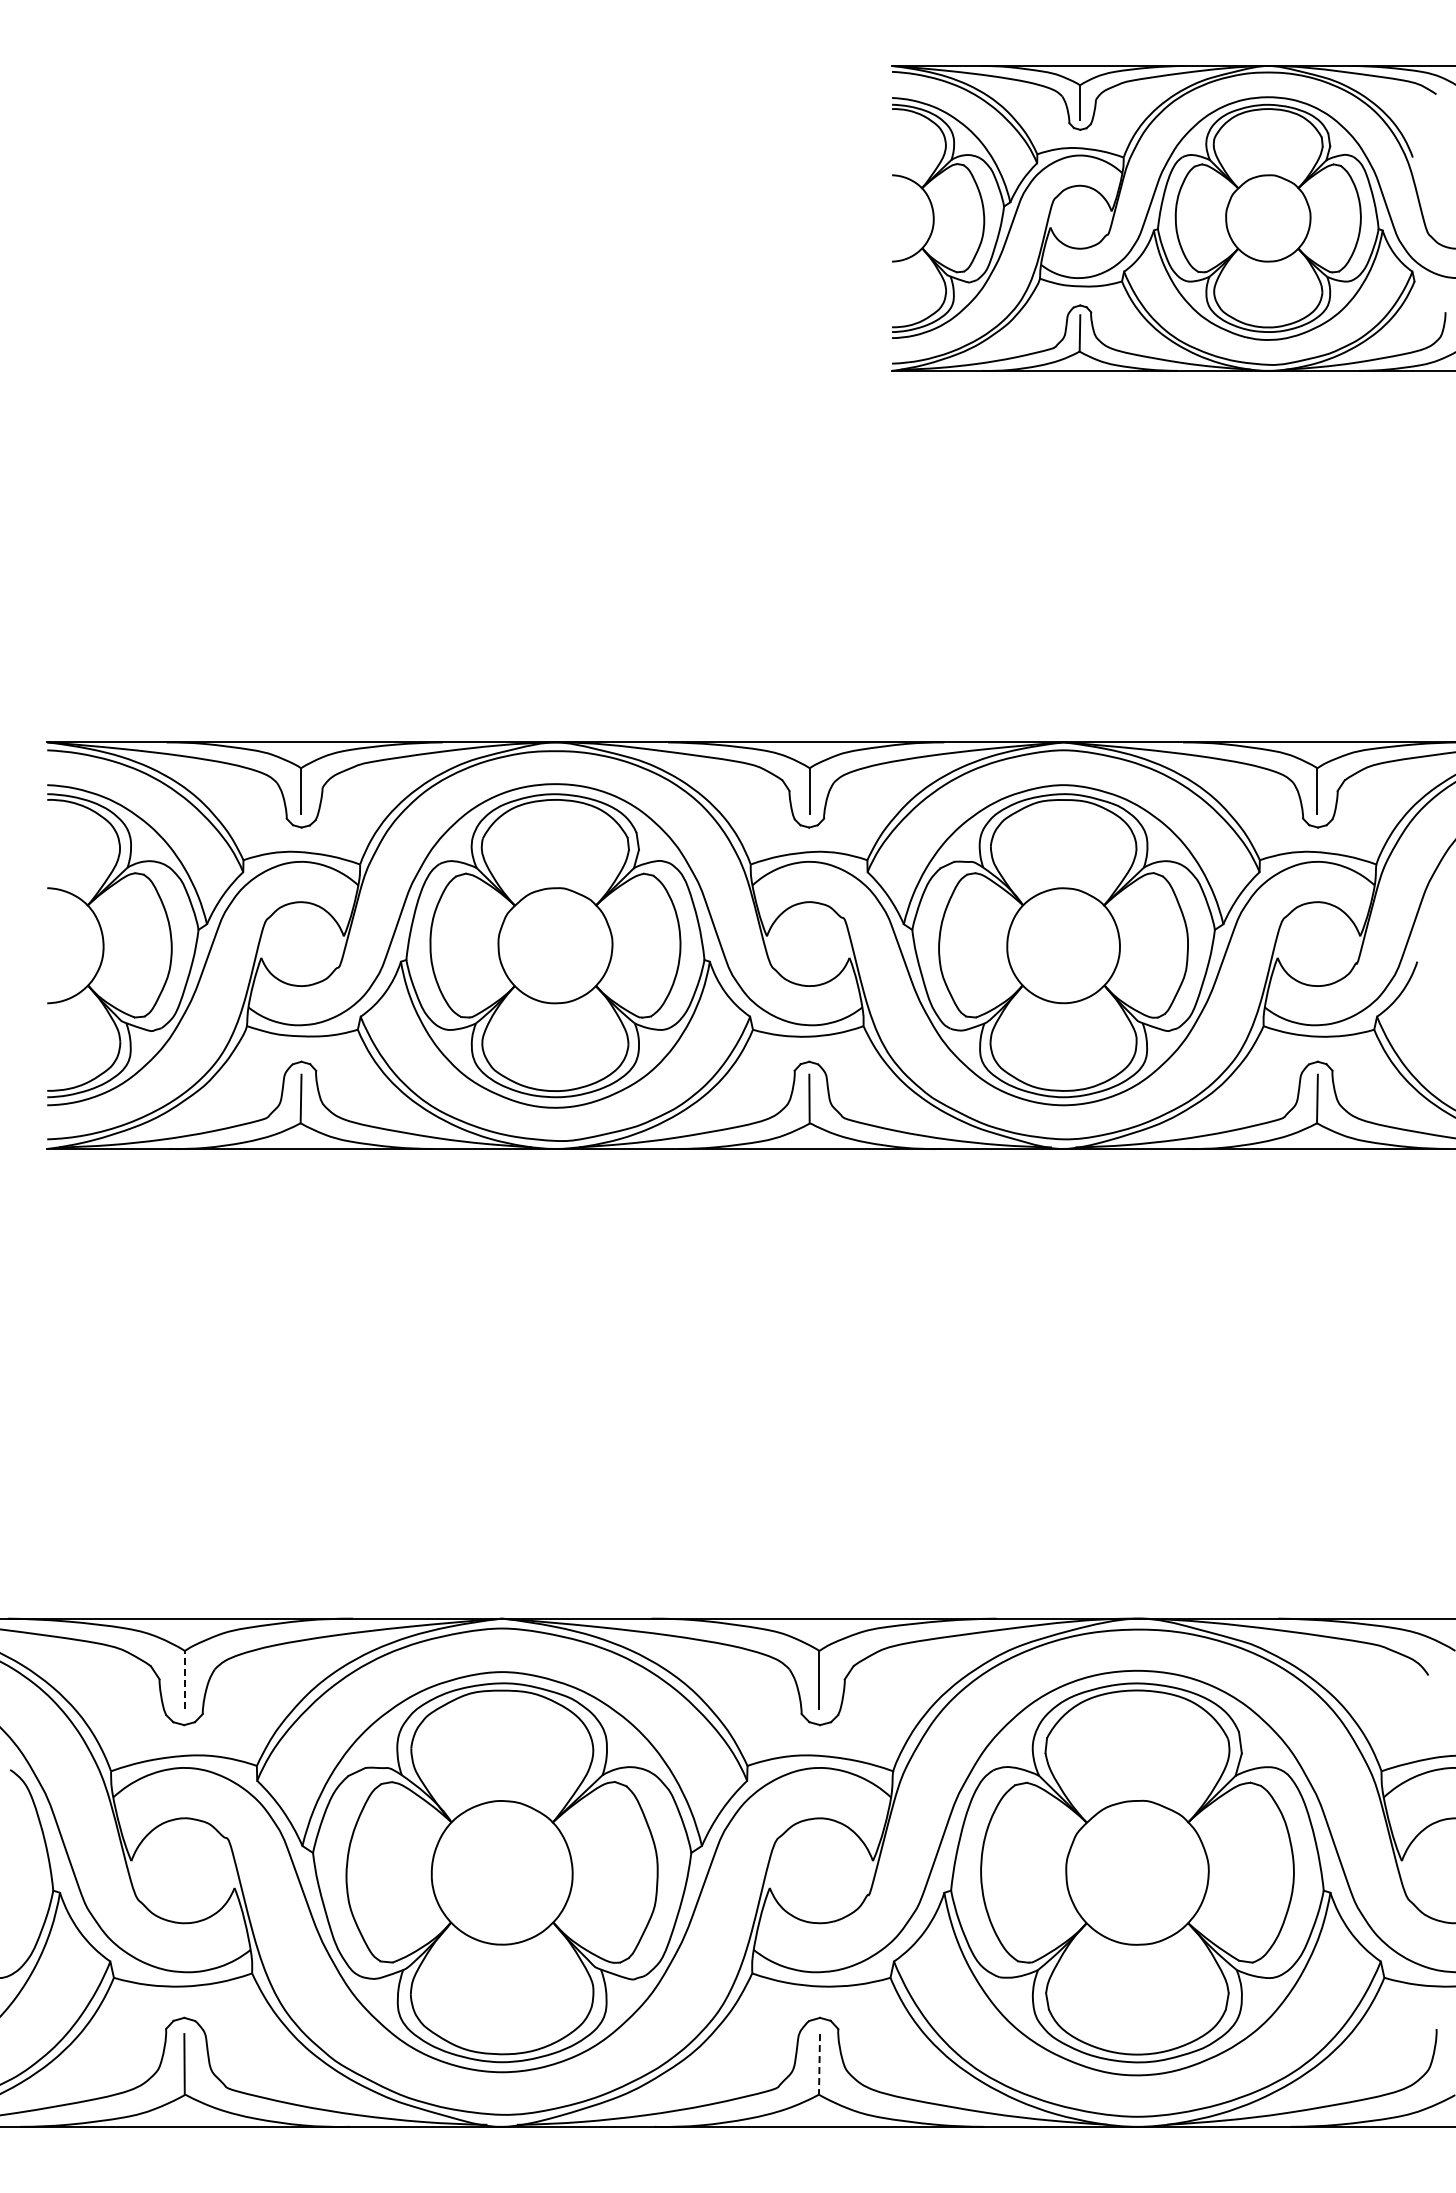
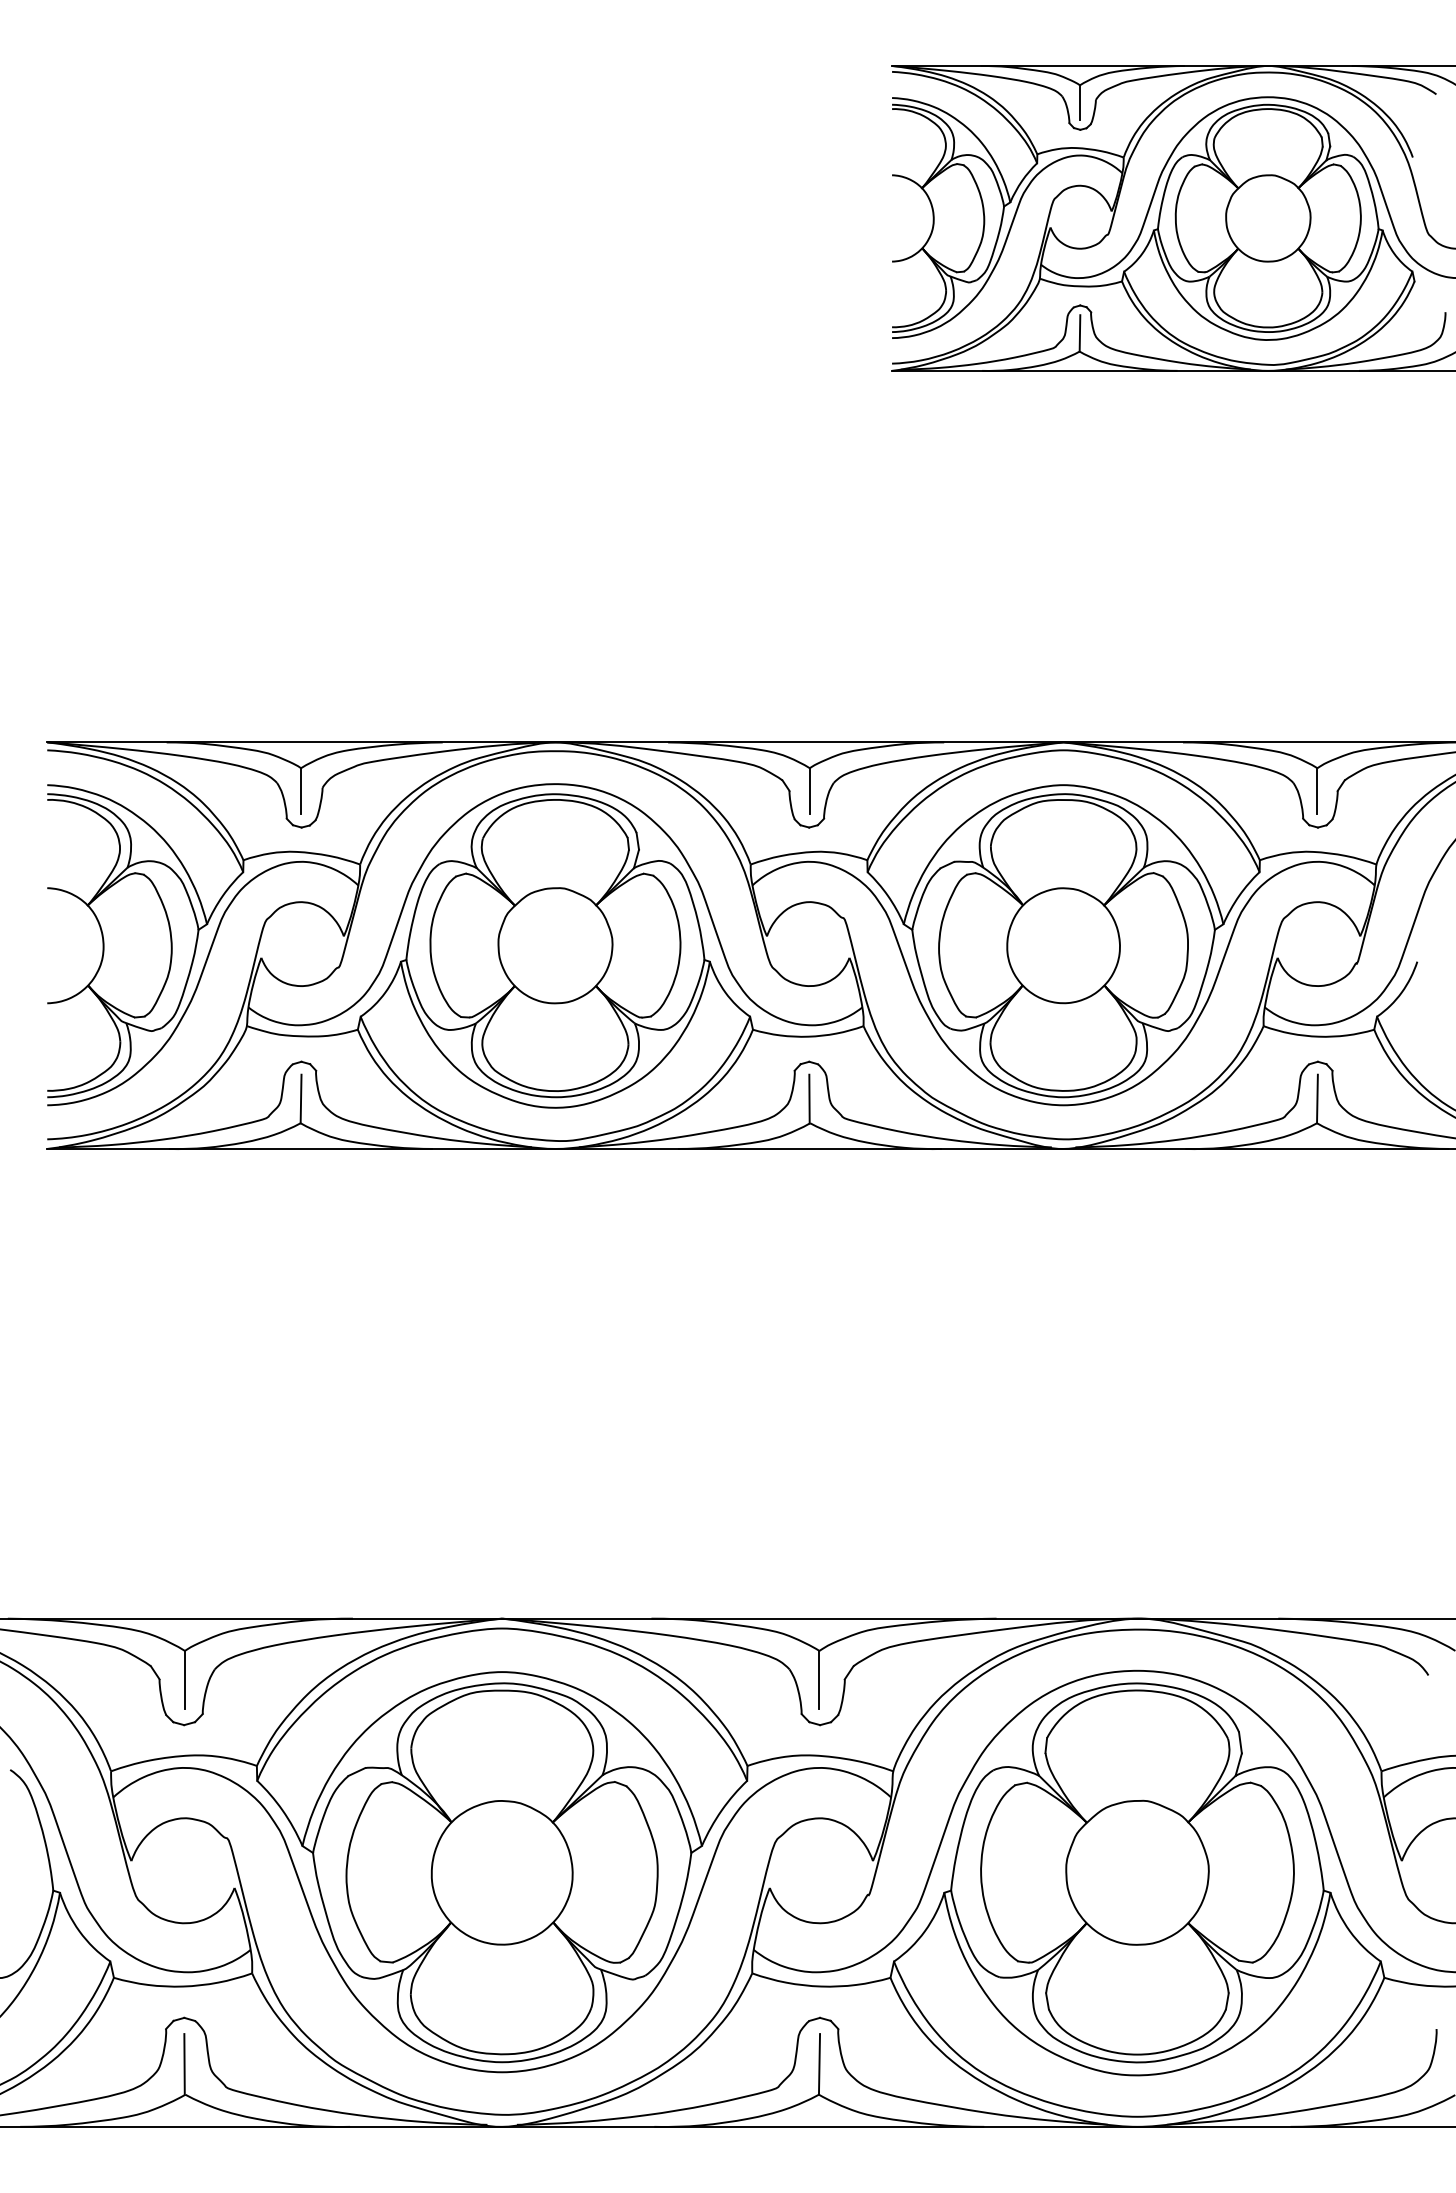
line: dashed -> solid (184, 1679)
line: dashed -> solid (819, 2064)
